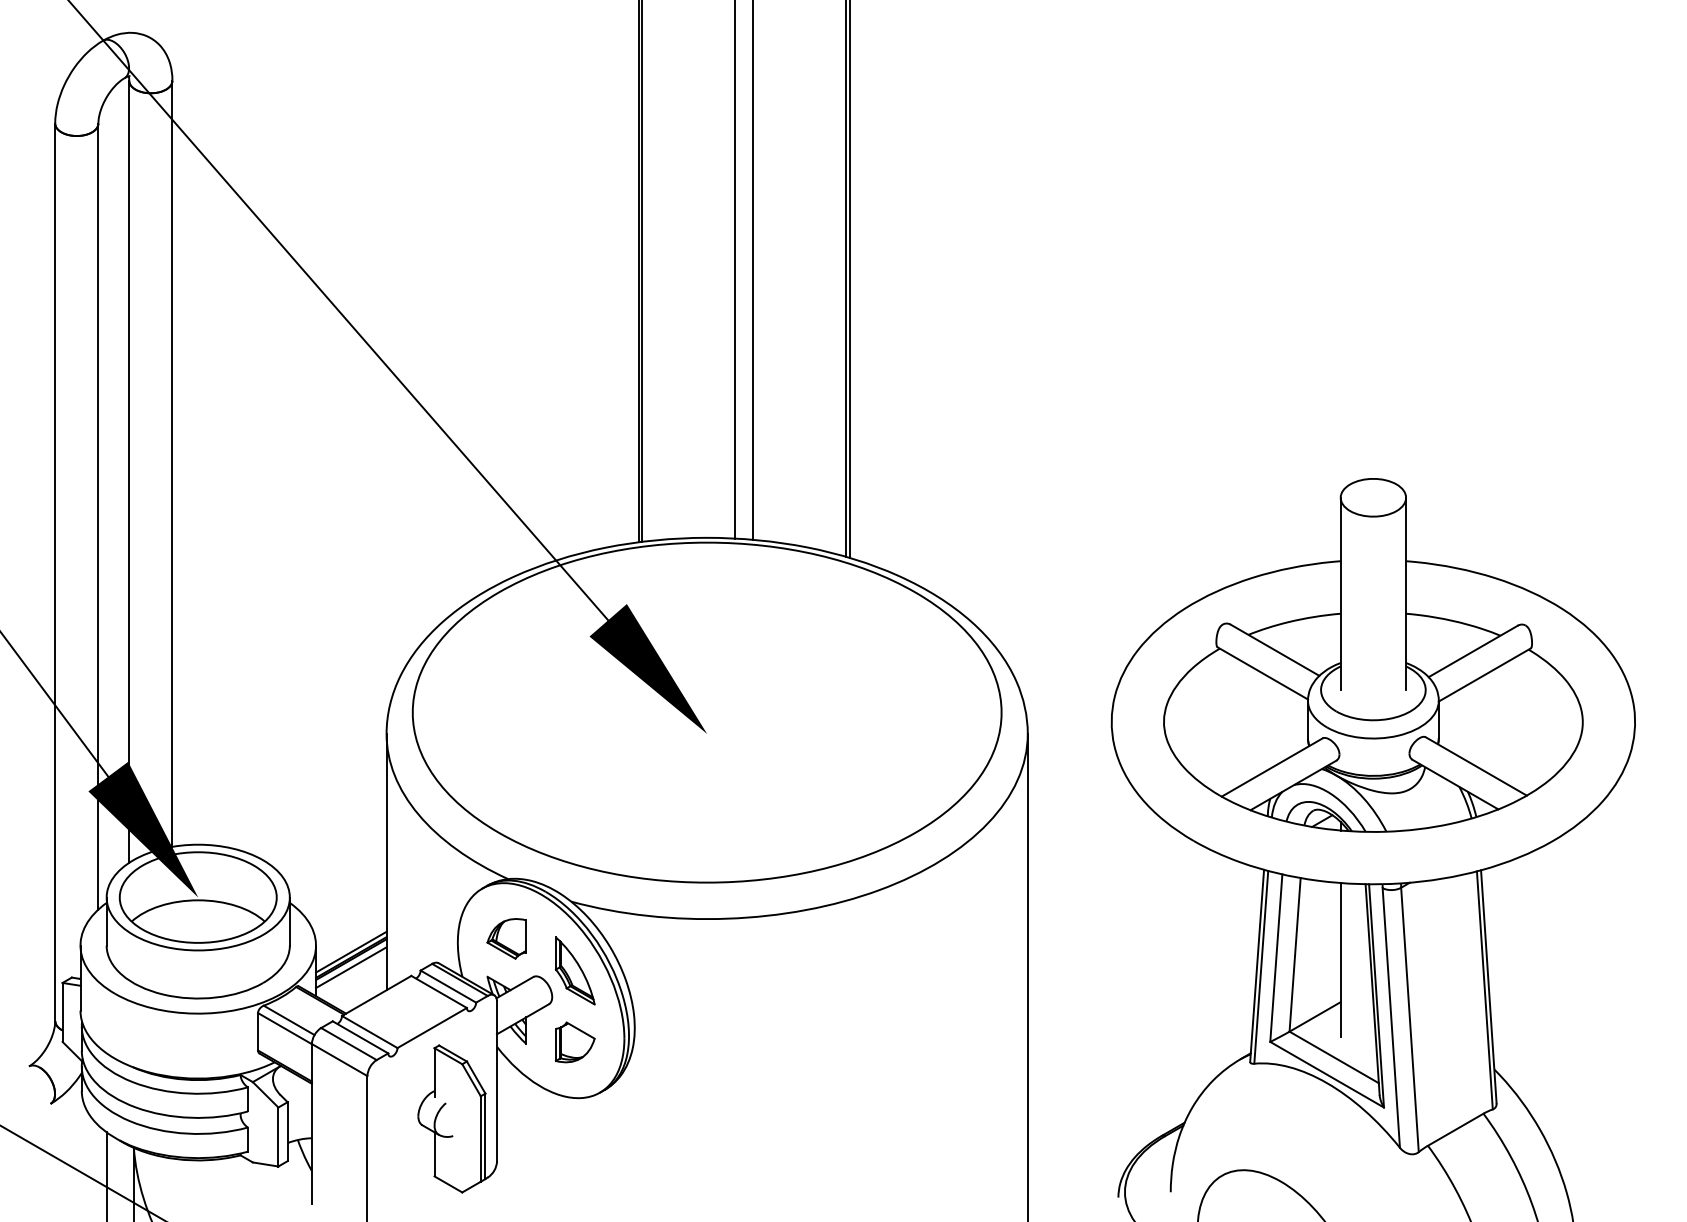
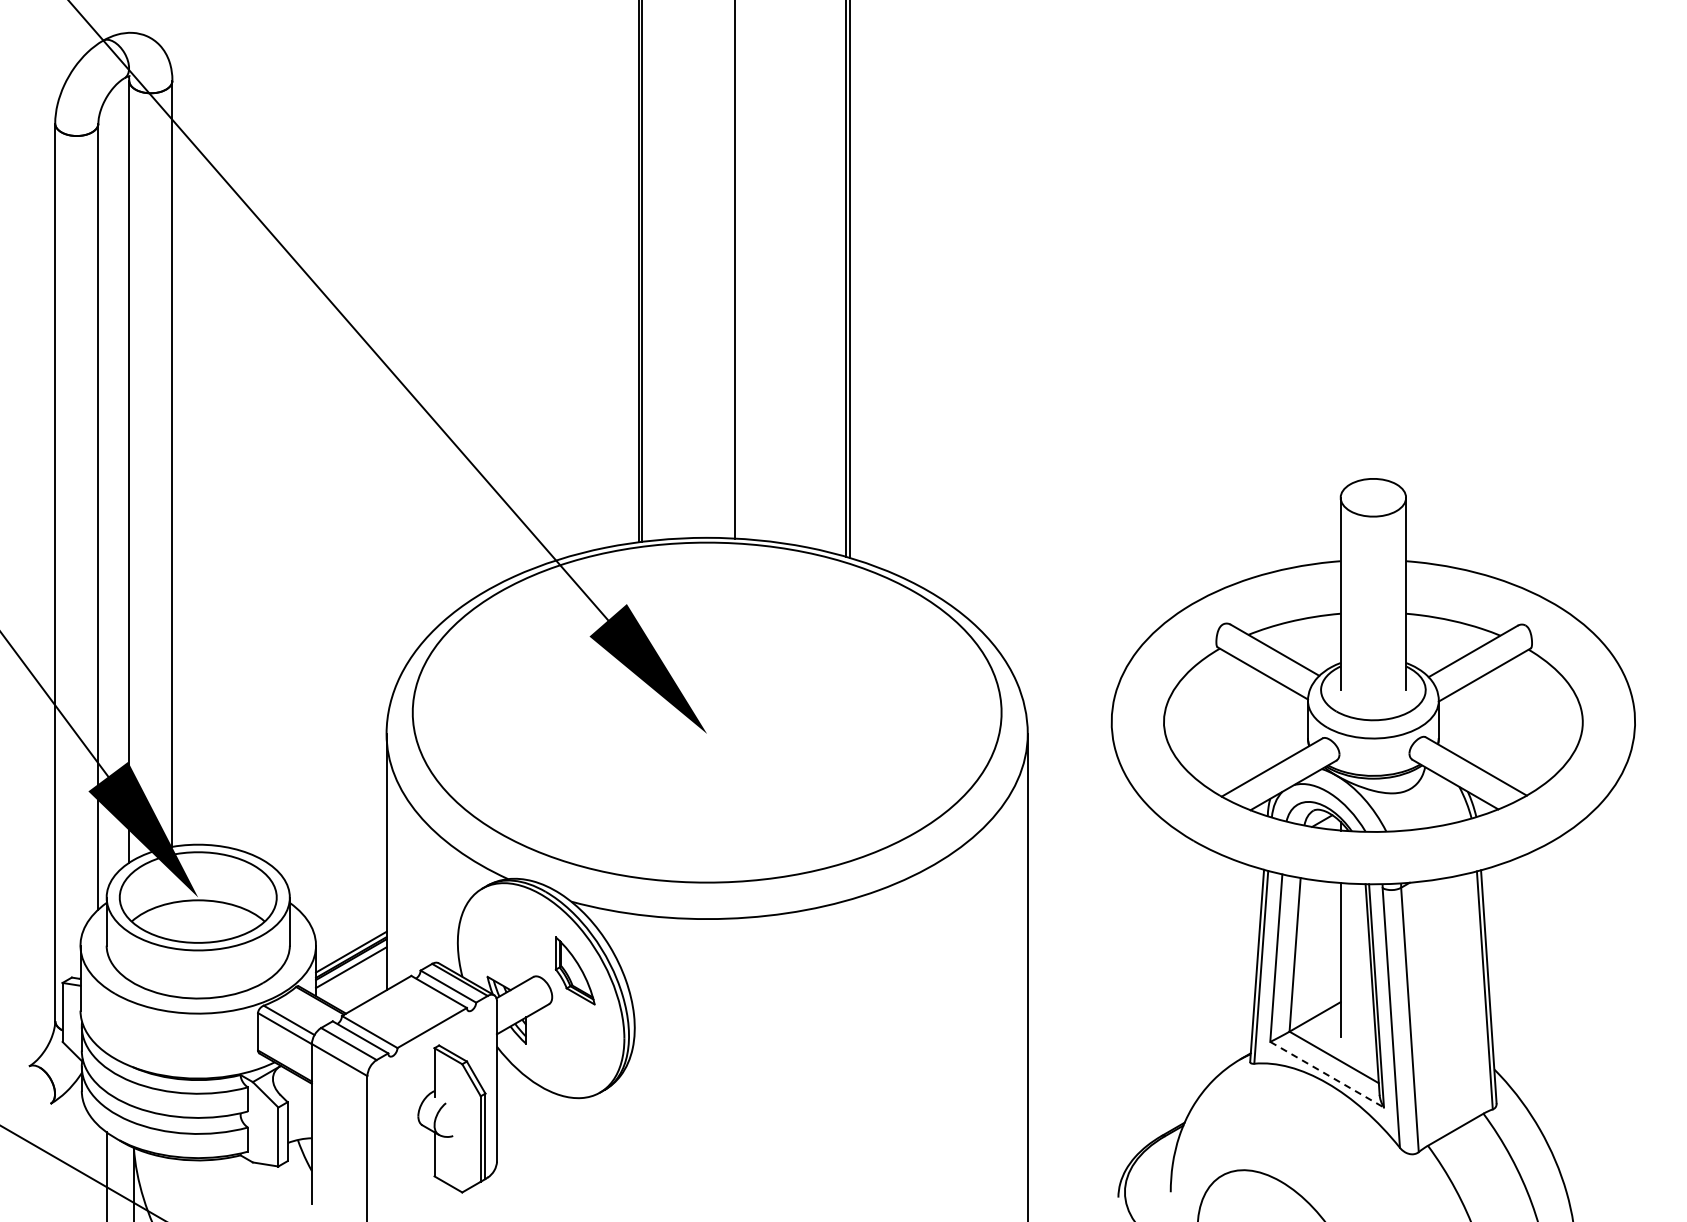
line: present -> none (753, 270)
part: present -> none (506, 938)
part: present -> none (574, 1042)
line: solid -> dashed (1327, 1074)
